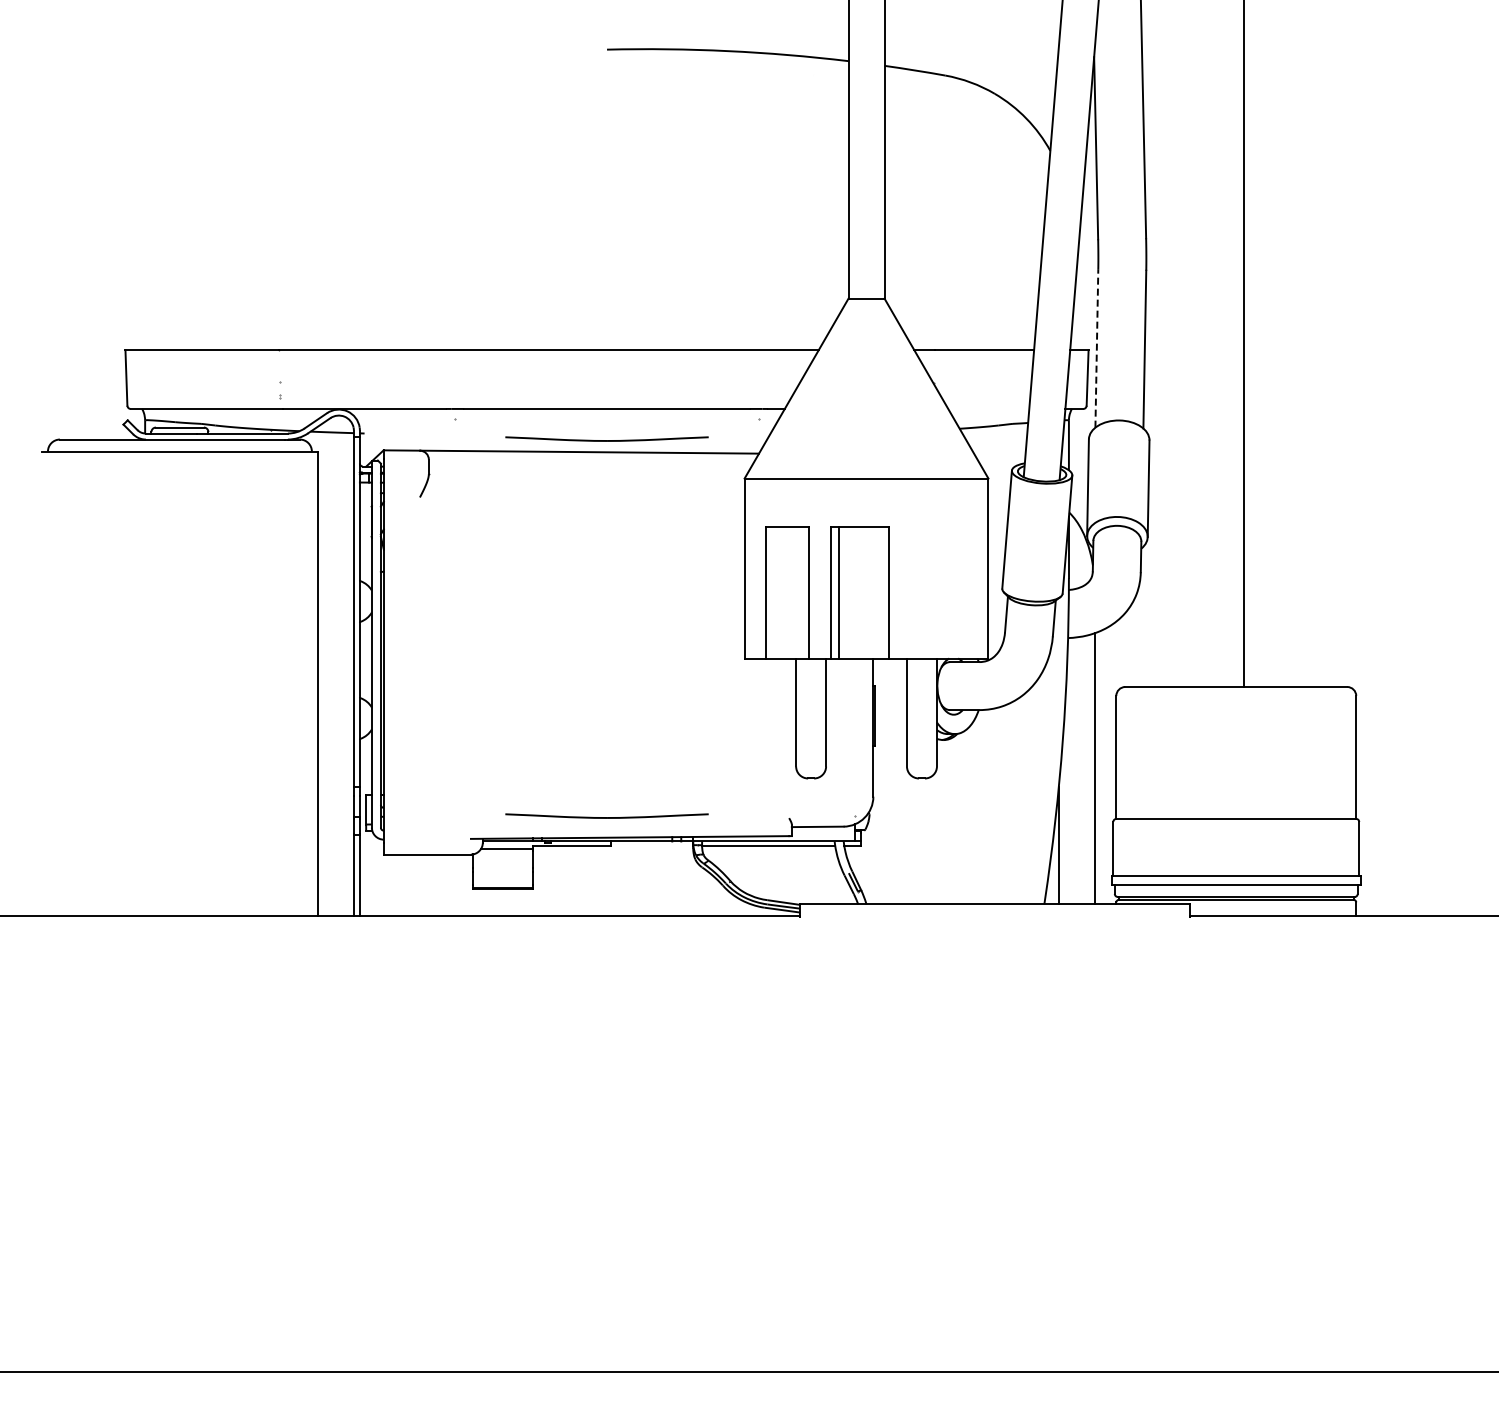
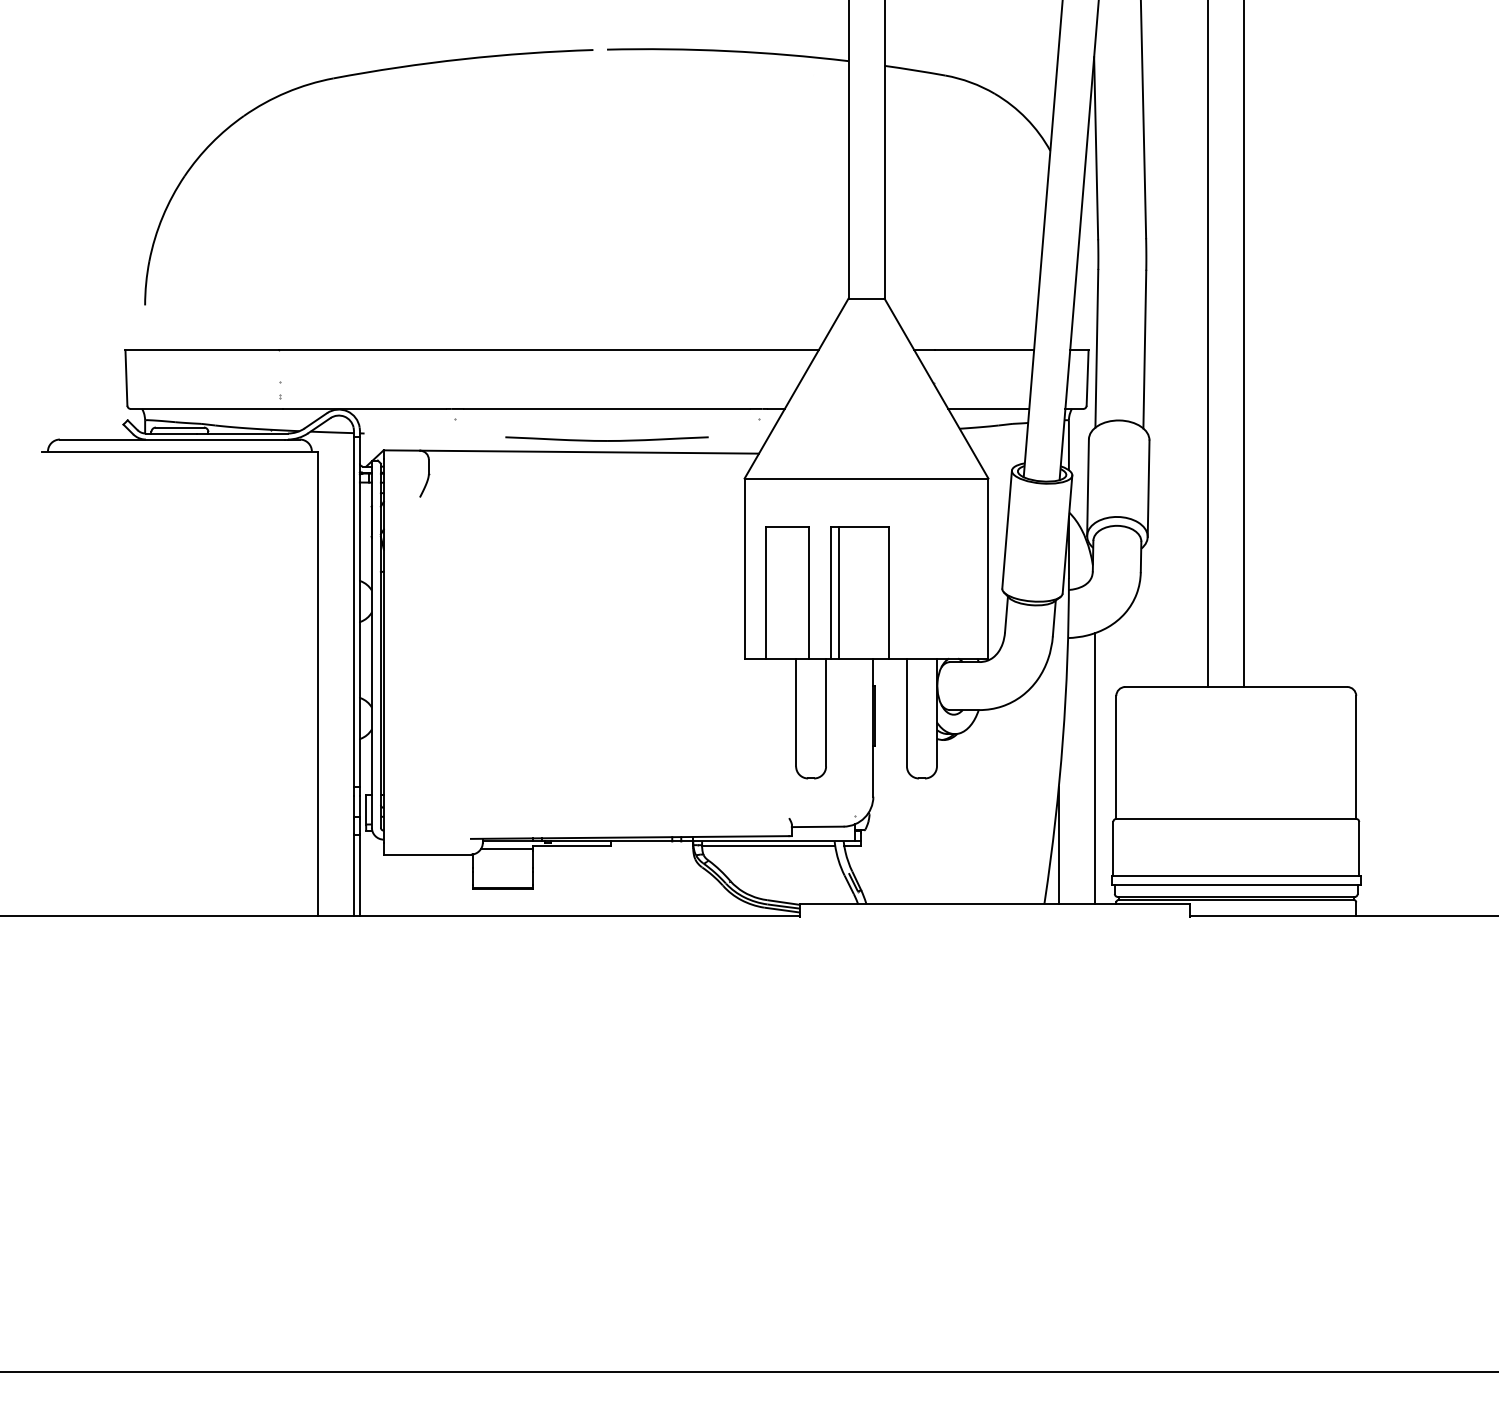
part: none -> present (350, 76)
line: none -> present (1208, 344)
line: dashed -> solid (1096, 348)
line: none -> present (988, 408)
part: present -> none (606, 815)
